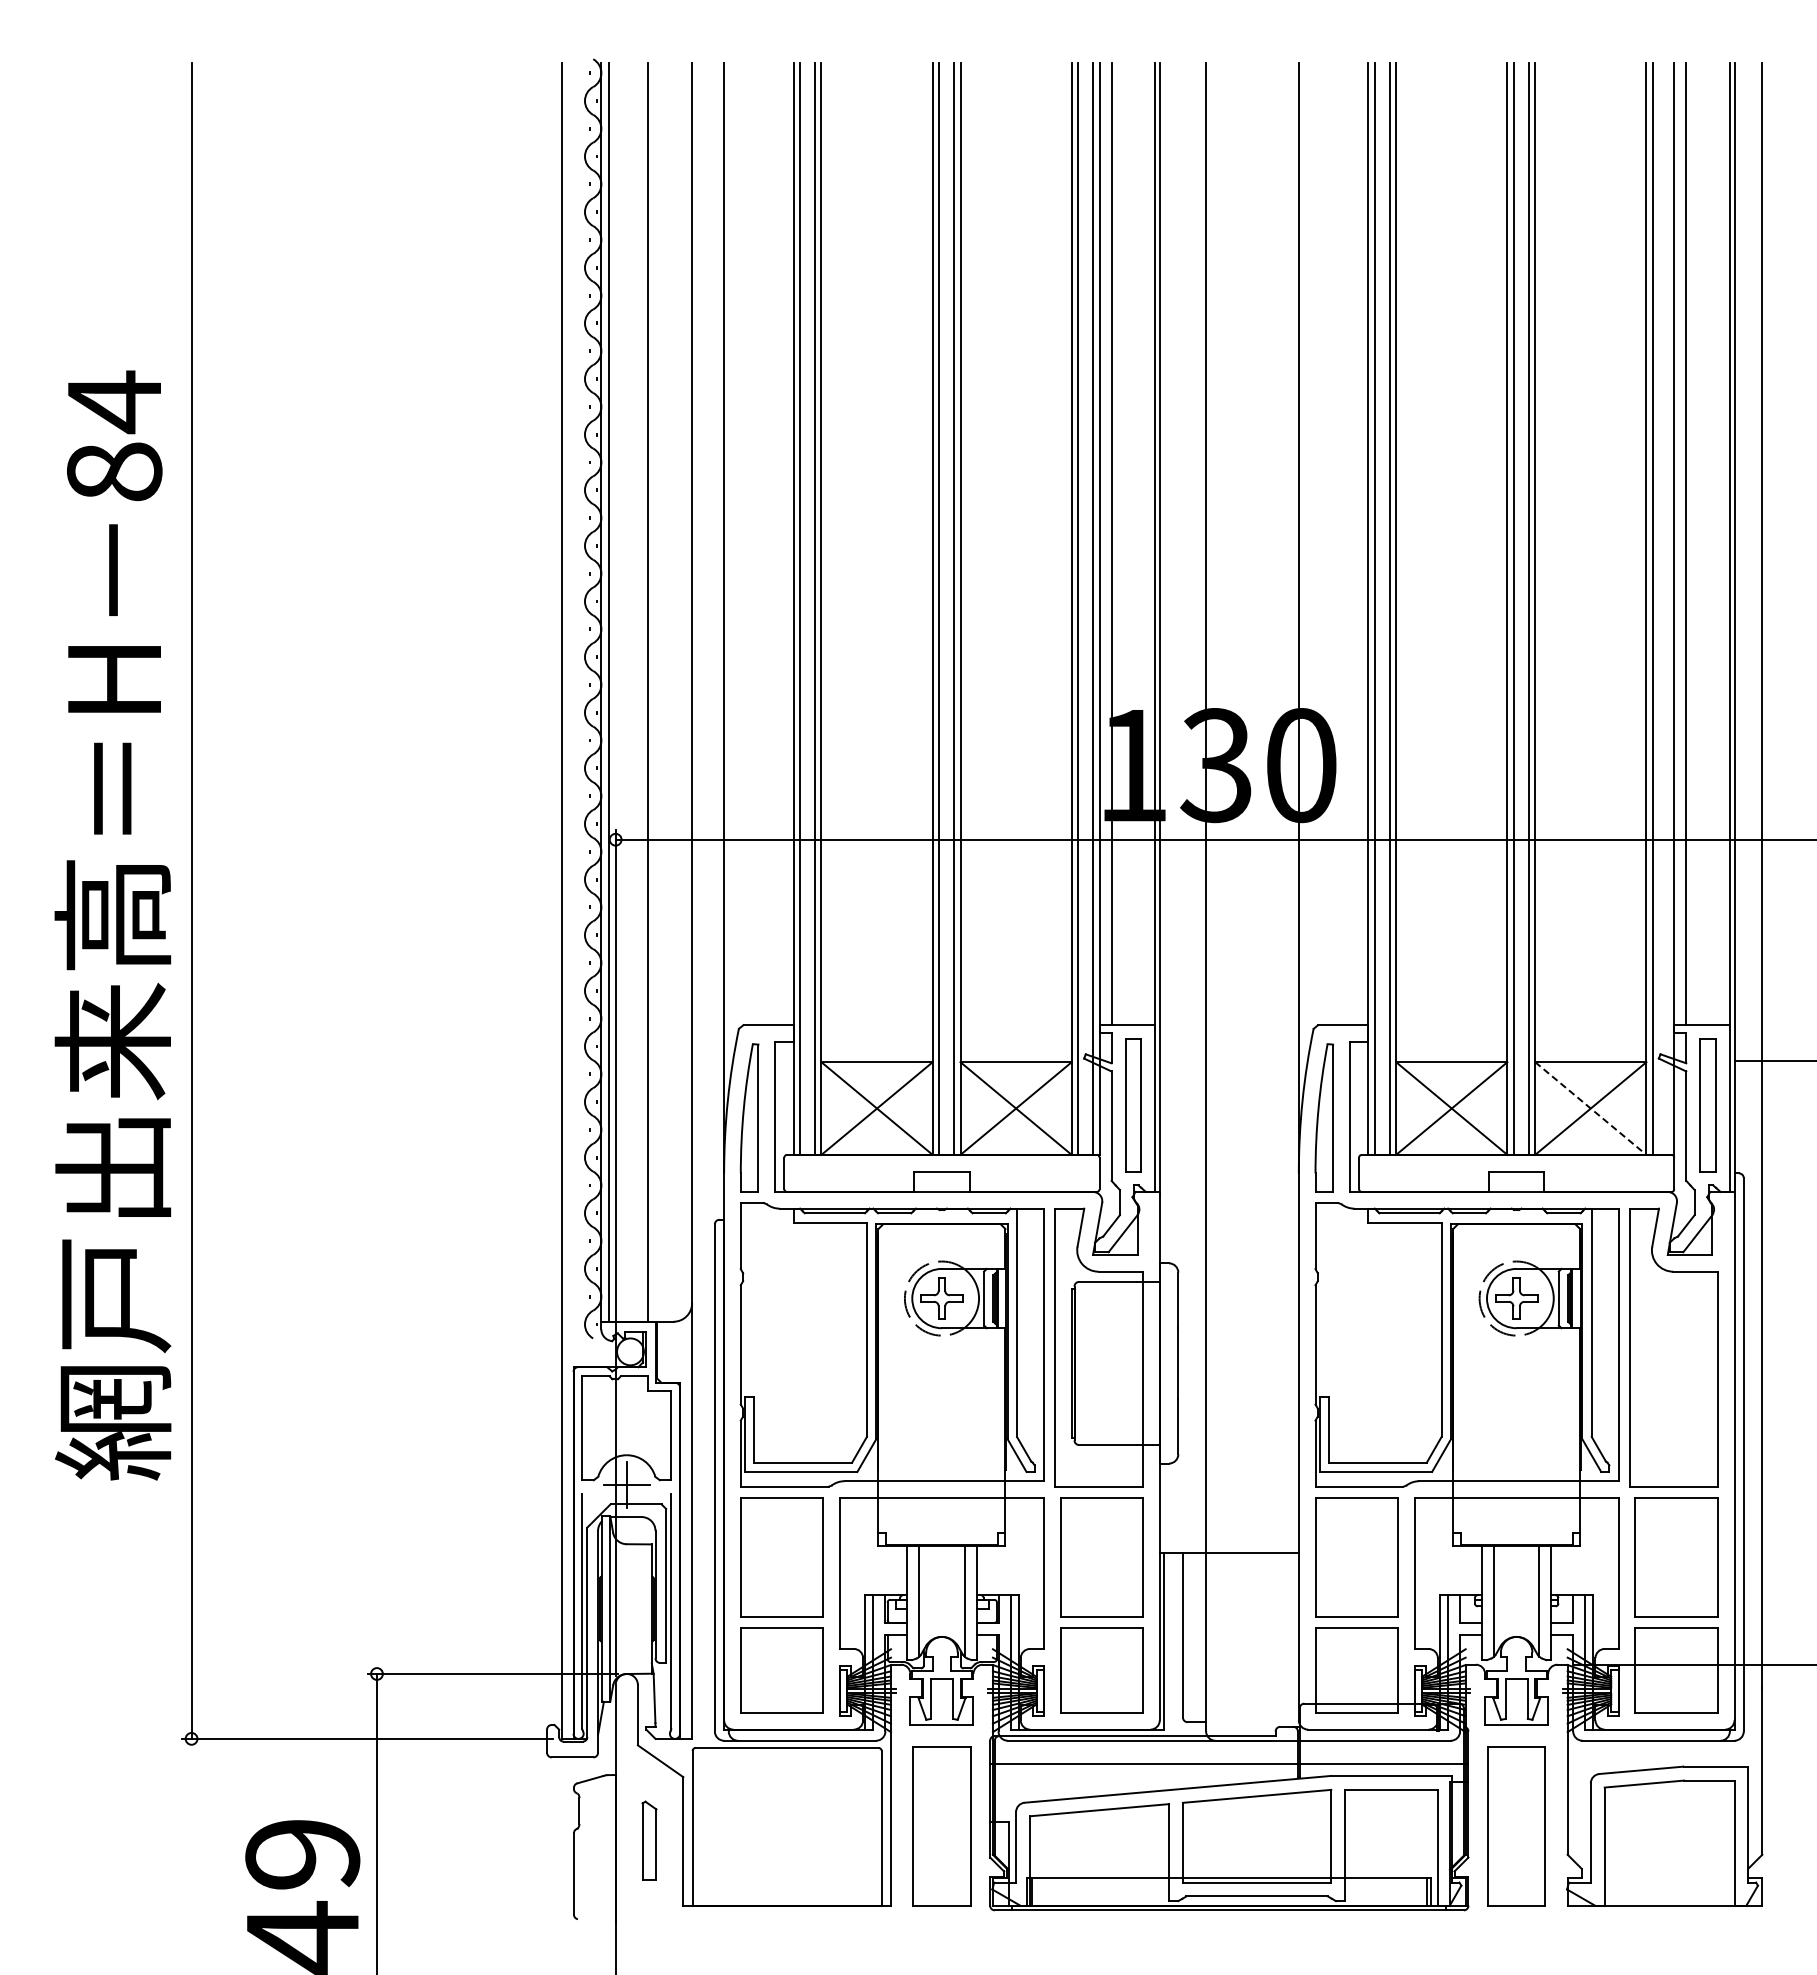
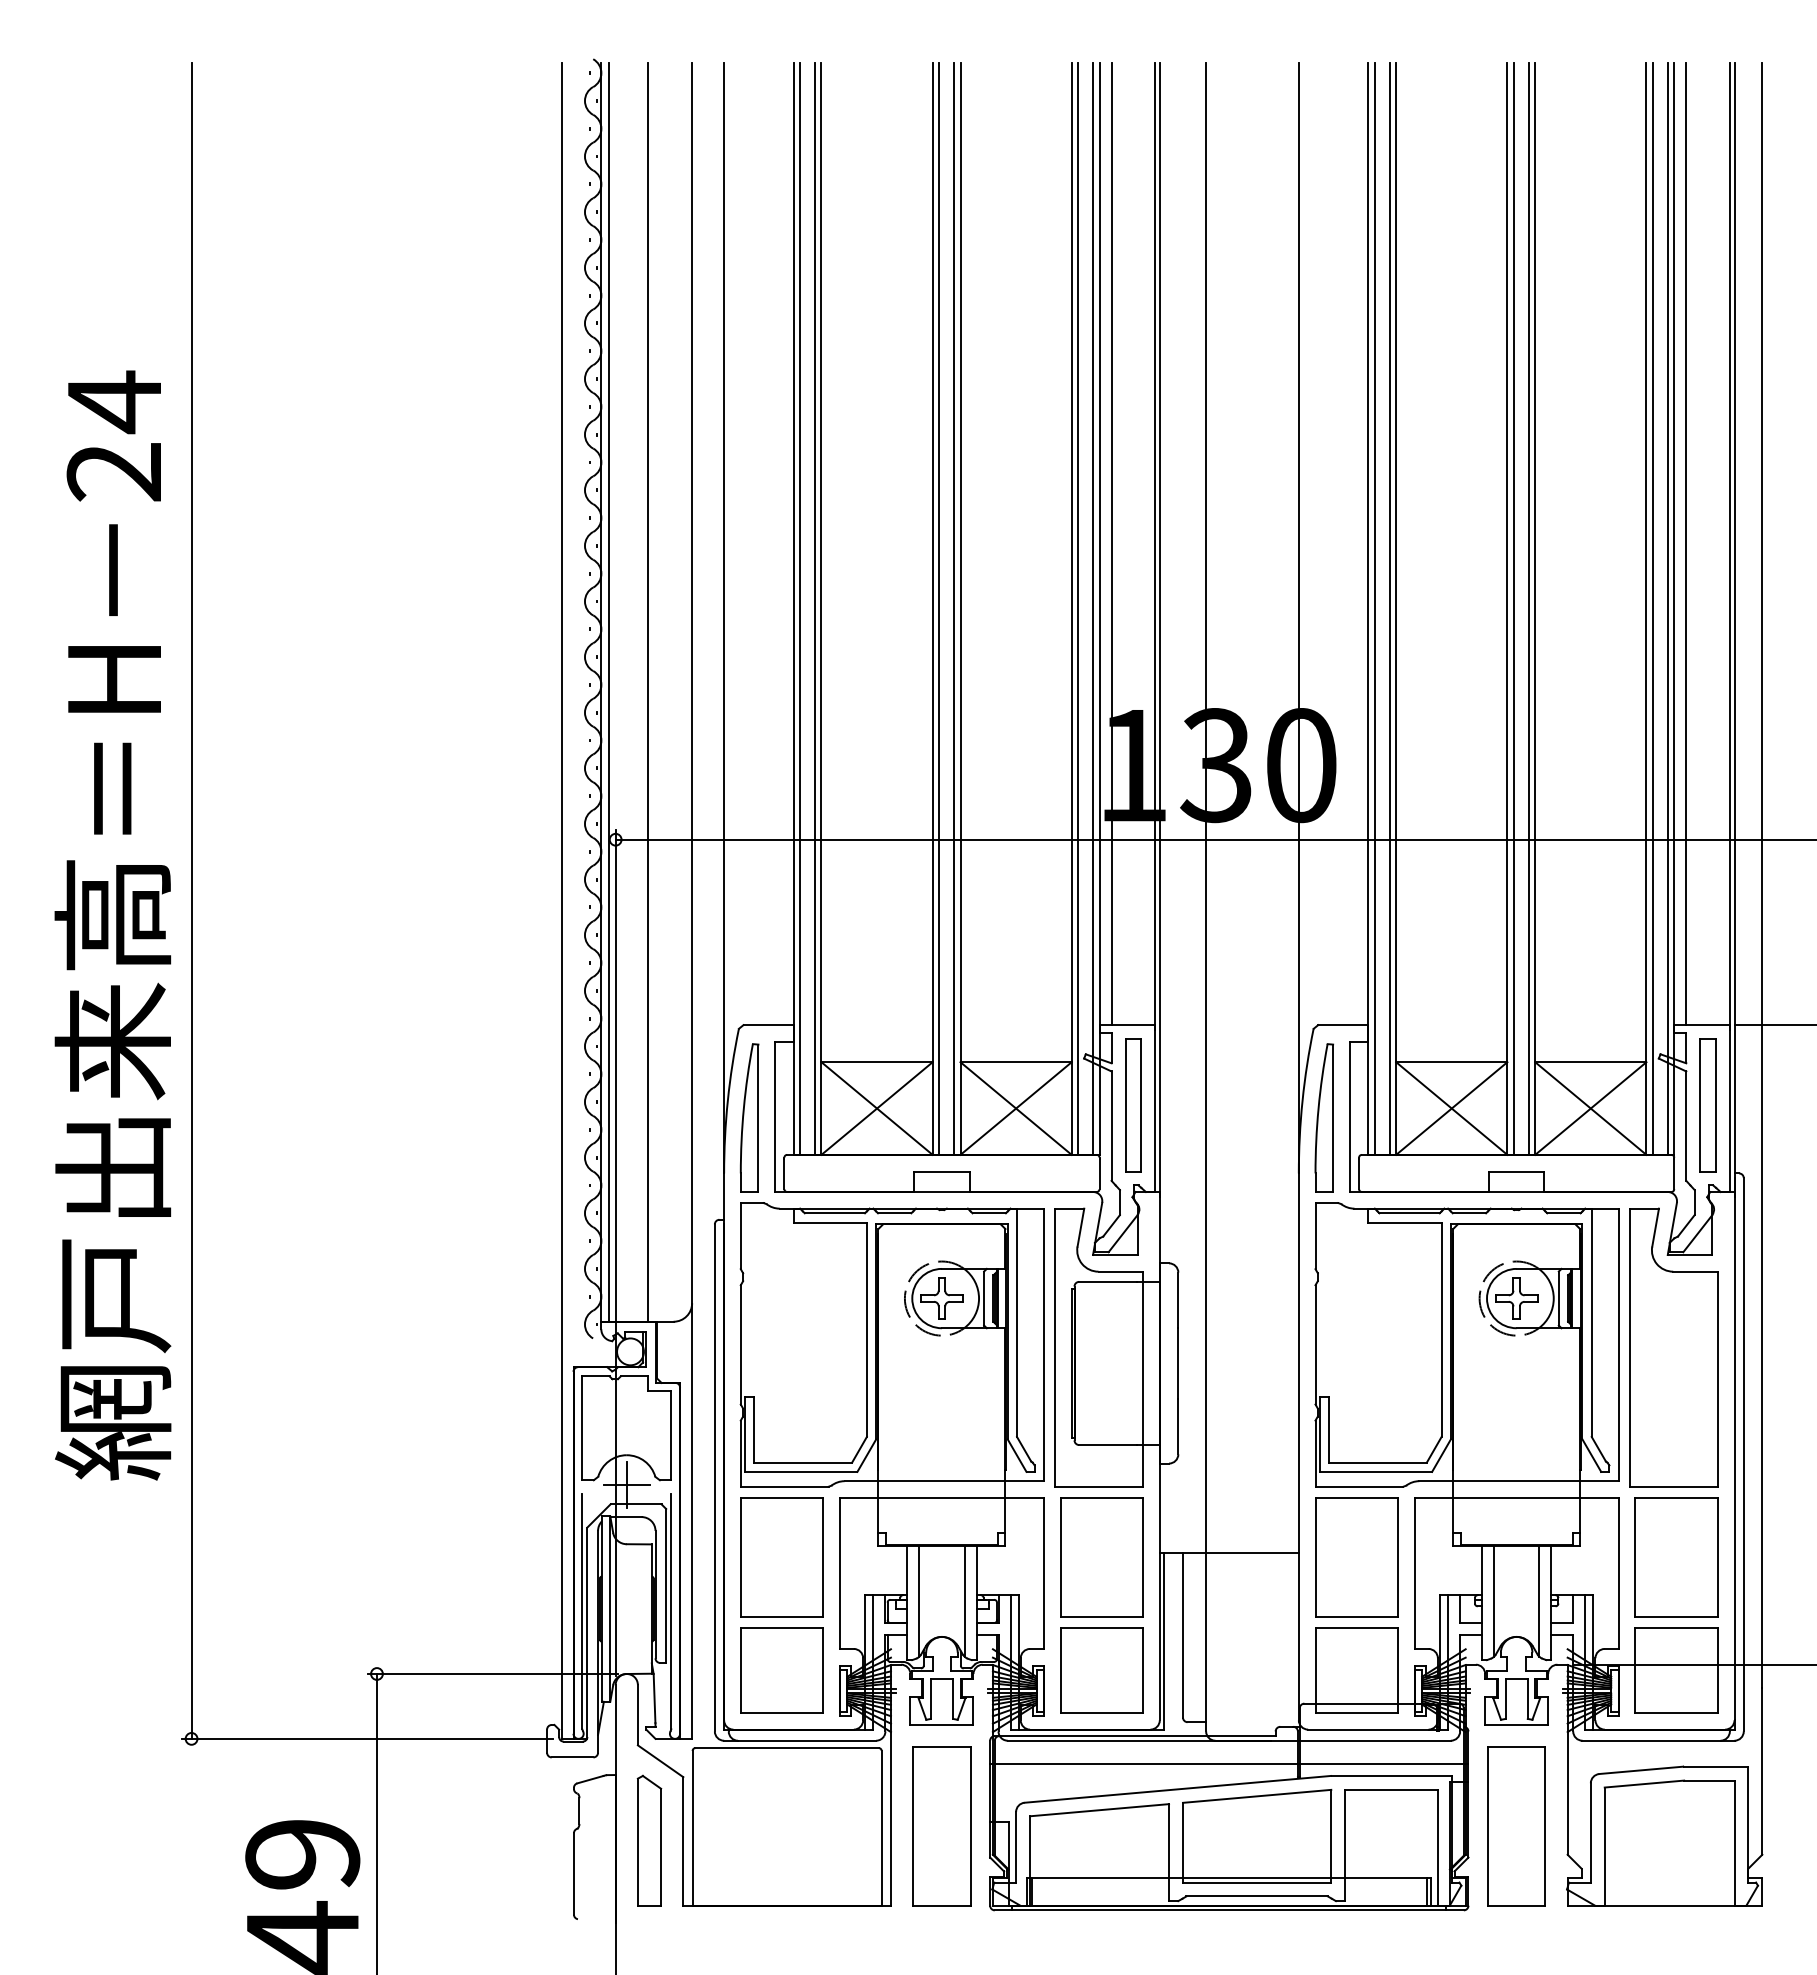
text: 84 -> 24 (114, 471)
line: none -> present (1667, 608)
line position: (1773, 1061) -> (1773, 1025) (1773, 1025)
line: dashed -> solid (1591, 1108)
part size: 17x81 px -> 27x133 px (649, 1840)
